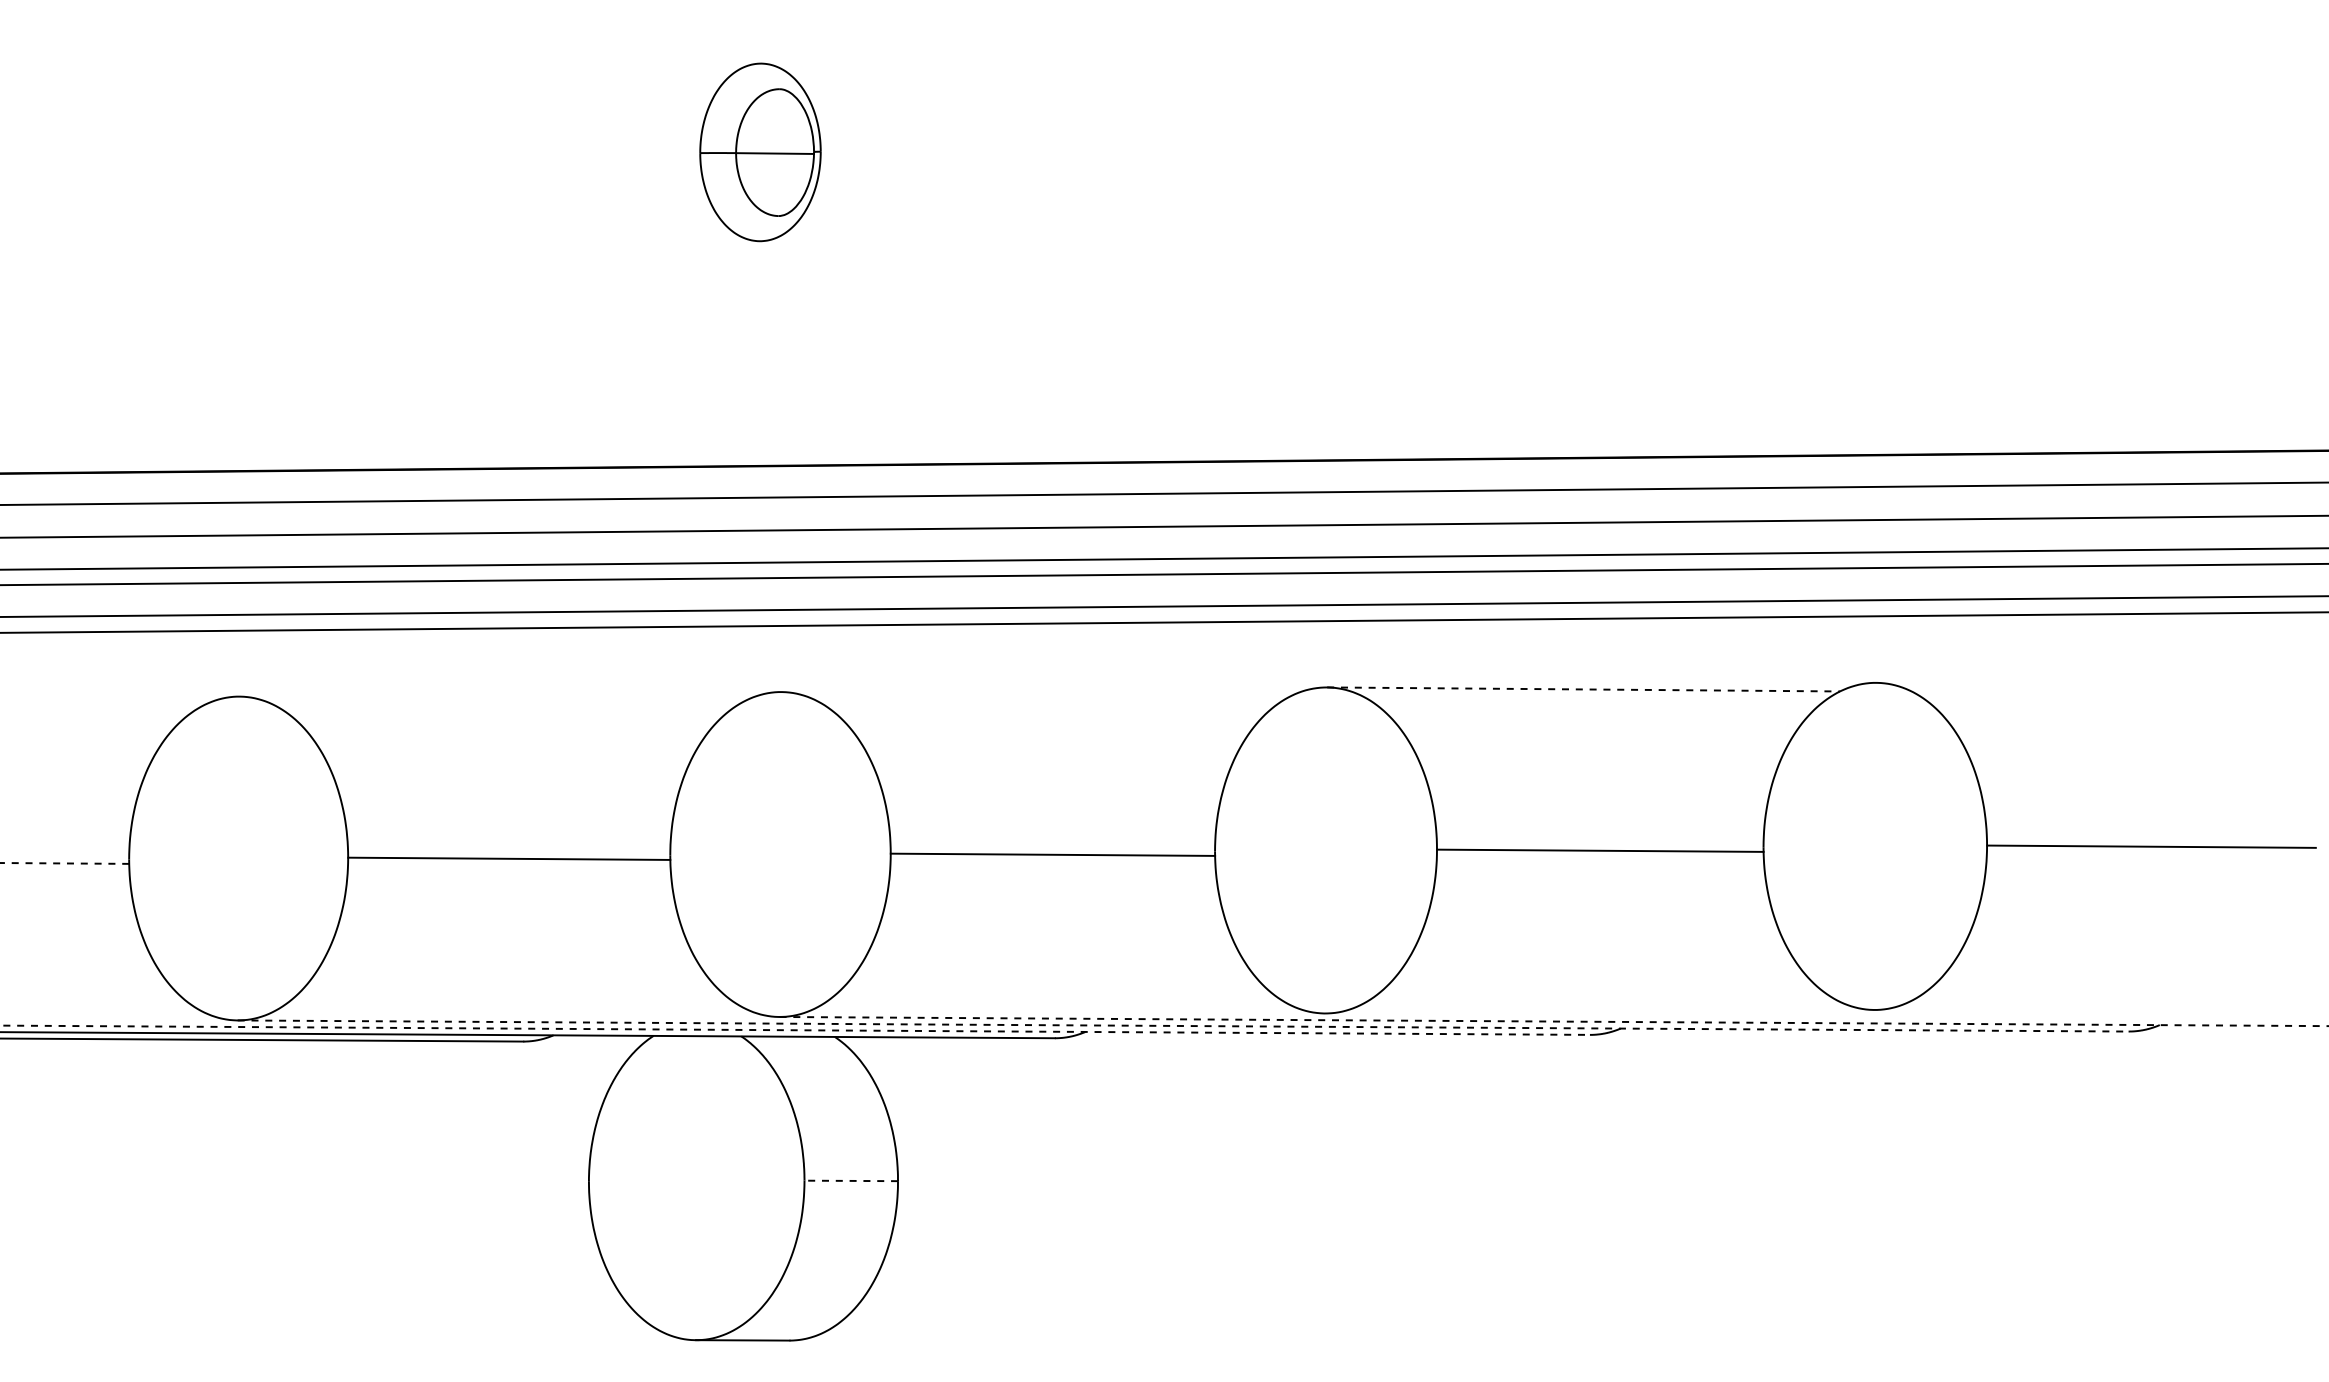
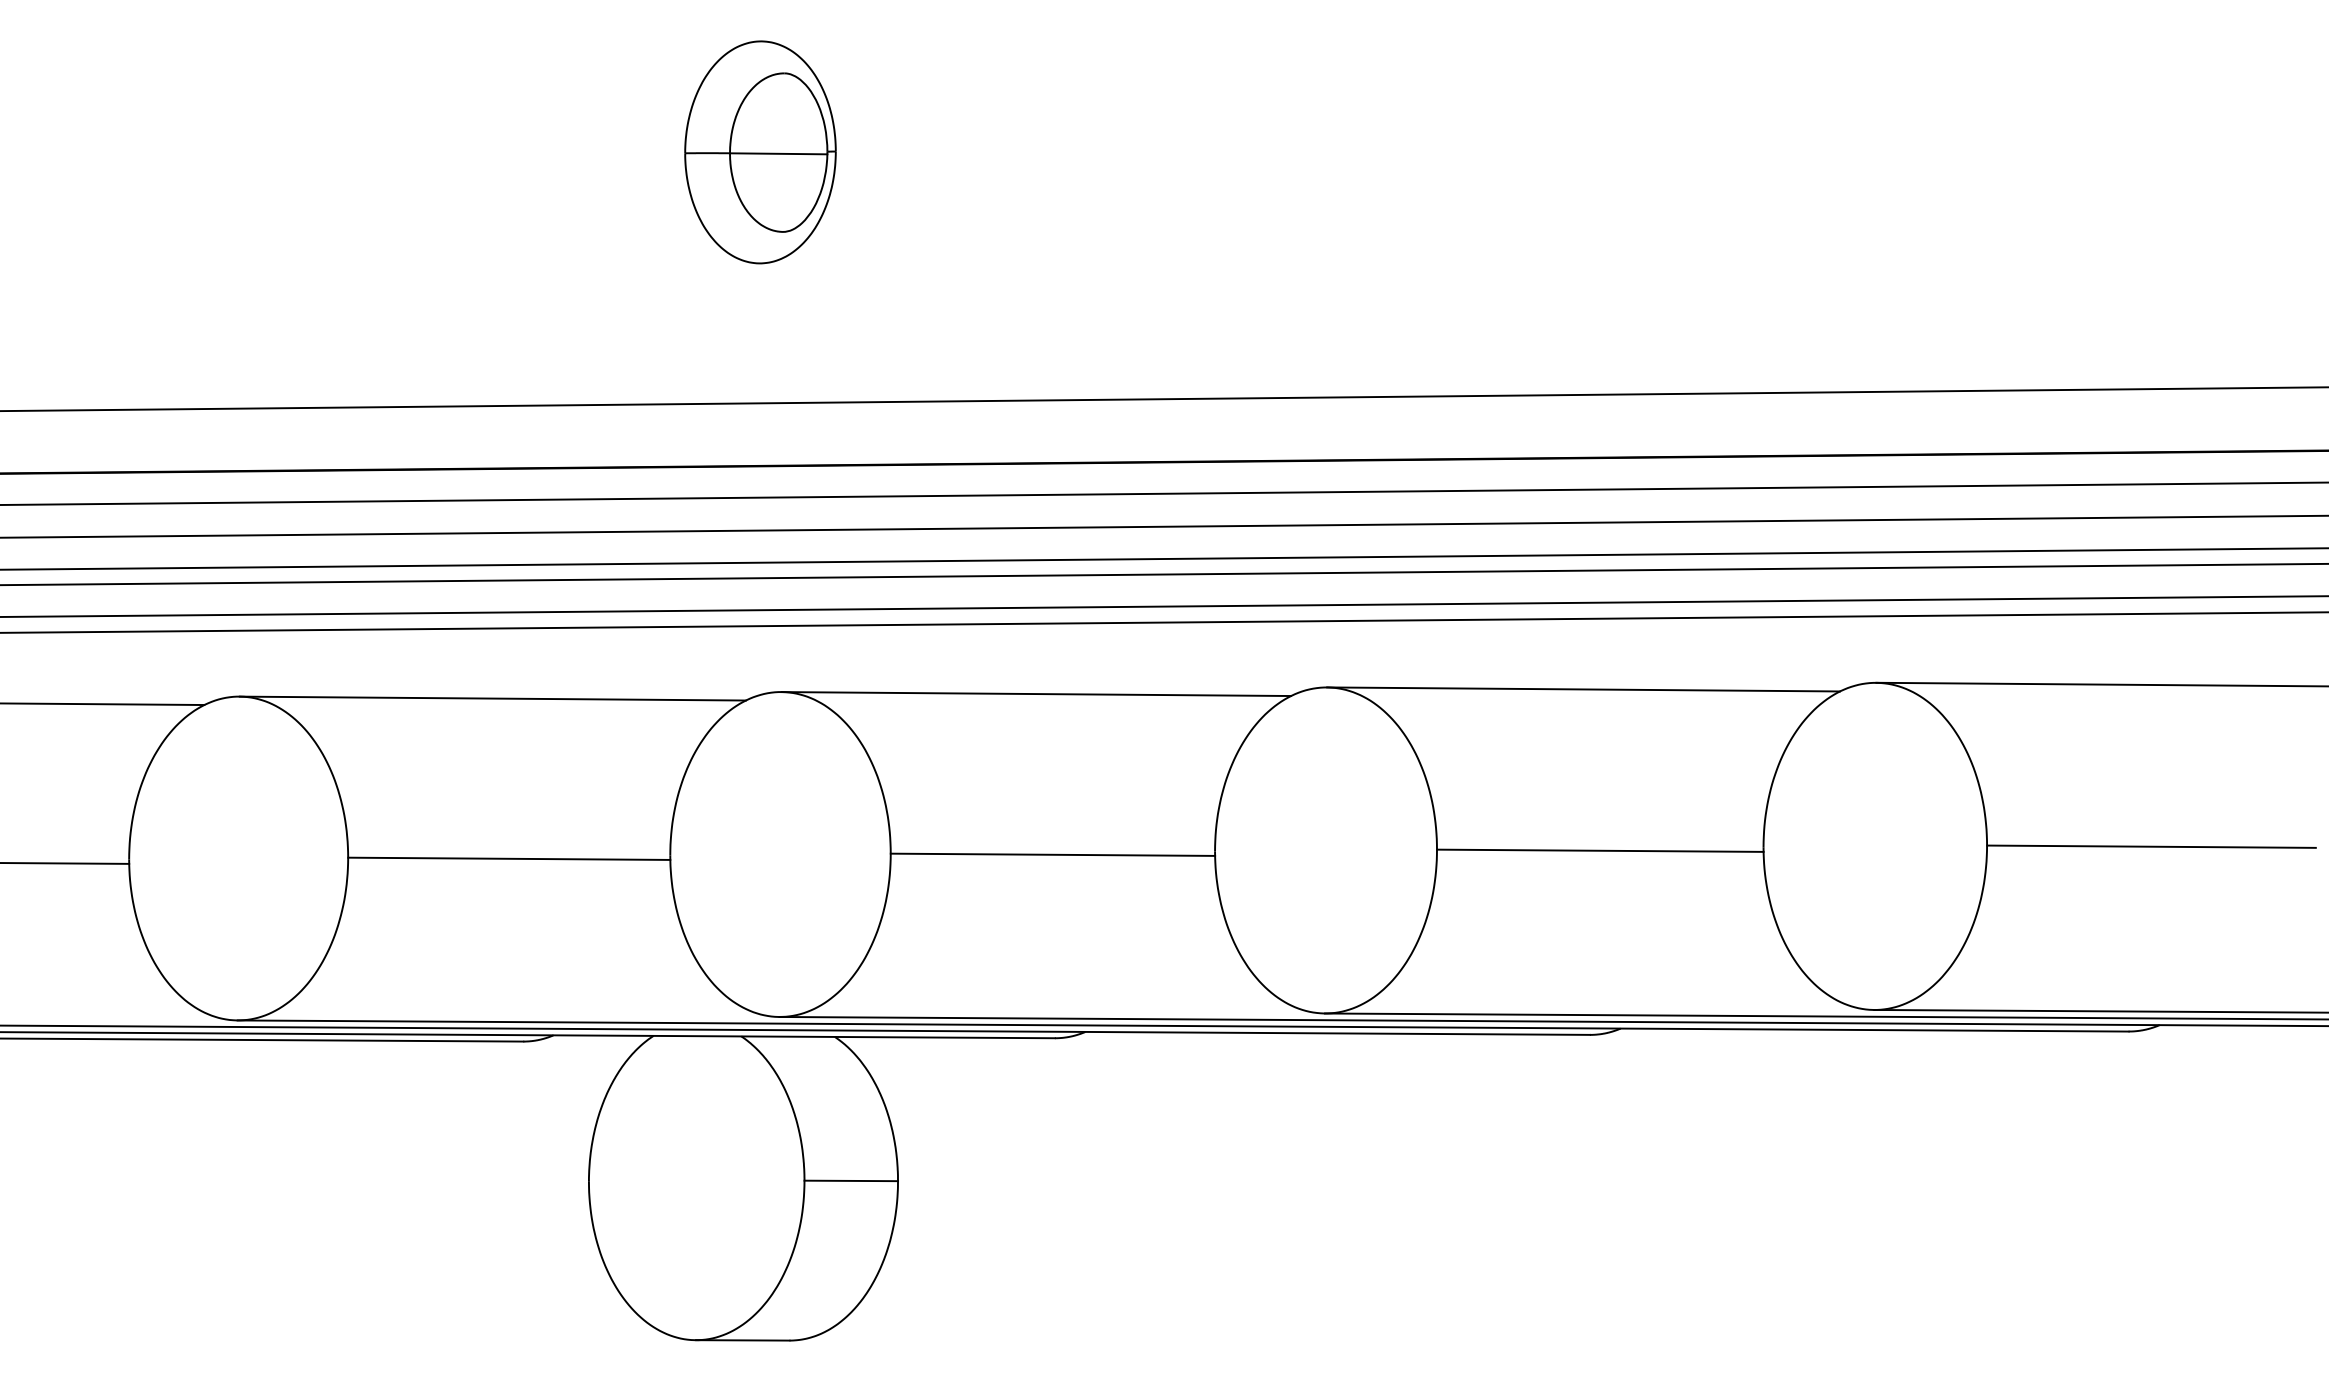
part size: 123x181 px -> 153x225 px (760, 152)
line: none -> present (1163, 399)
line: none -> present (2100, 684)
line: dashed -> solid (1584, 689)
line: none -> present (1036, 694)
line: none -> present (492, 698)
line: none -> present (103, 704)
line: dashed -> solid (64, 863)
line: none -> present (2099, 1010)
line: none -> present (1825, 1016)
line: dashed -> solid (1554, 1021)
line: dashed -> solid (1183, 1026)
line: dashed -> solid (795, 1030)
line: dashed -> solid (851, 1180)
